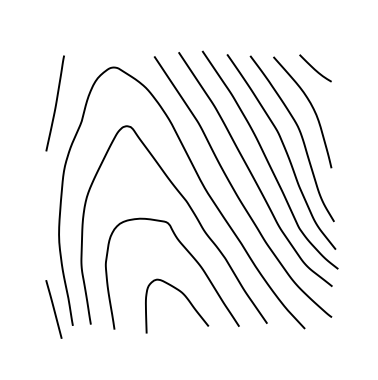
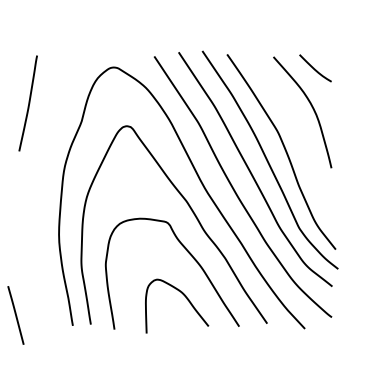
curve position: (55, 103) -> (28, 103) (28, 103)
curve: present -> none (300, 136)
line position: (53, 309) -> (15, 315) (15, 315)
